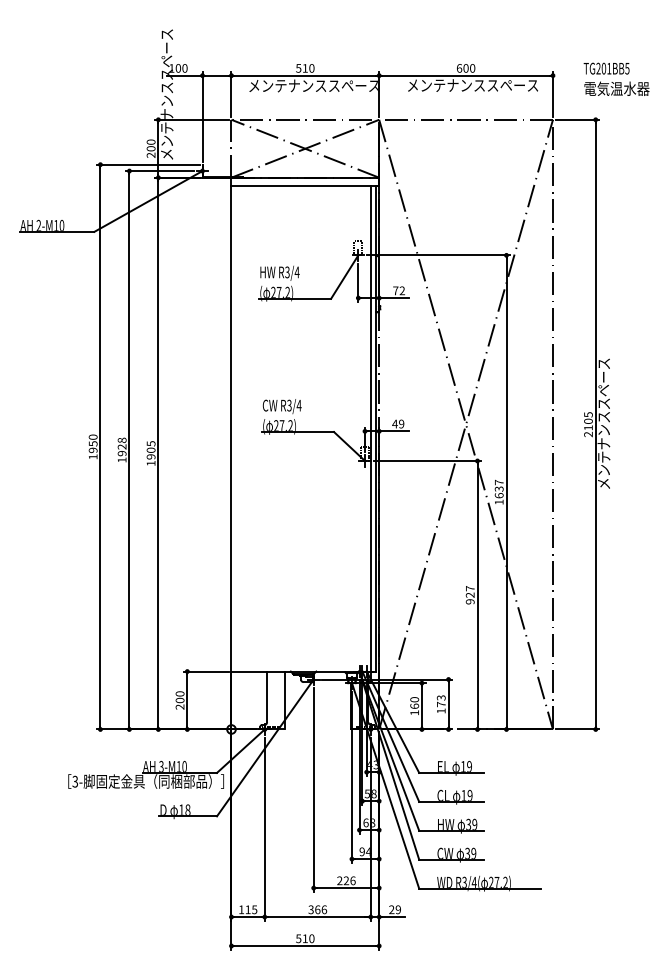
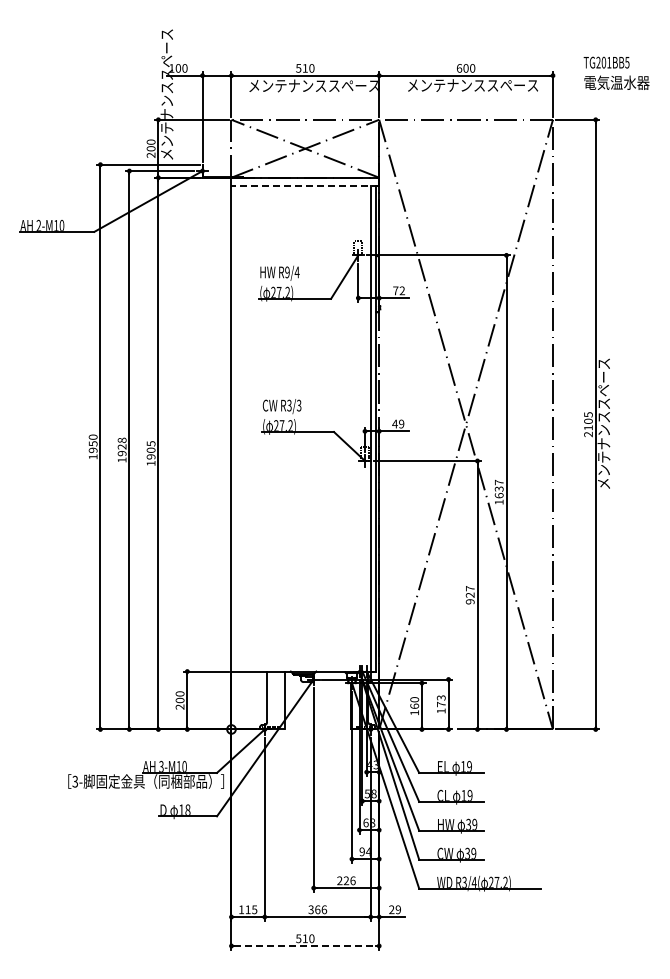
text position: (616, 78) -> (616, 72) (616, 72)
line: solid -> dashed (305, 186)
text: R3/4 -> R9/4 (287, 272)
text: R3/4 -> R3/3 (298, 405)
line: solid -> dashed (305, 946)
